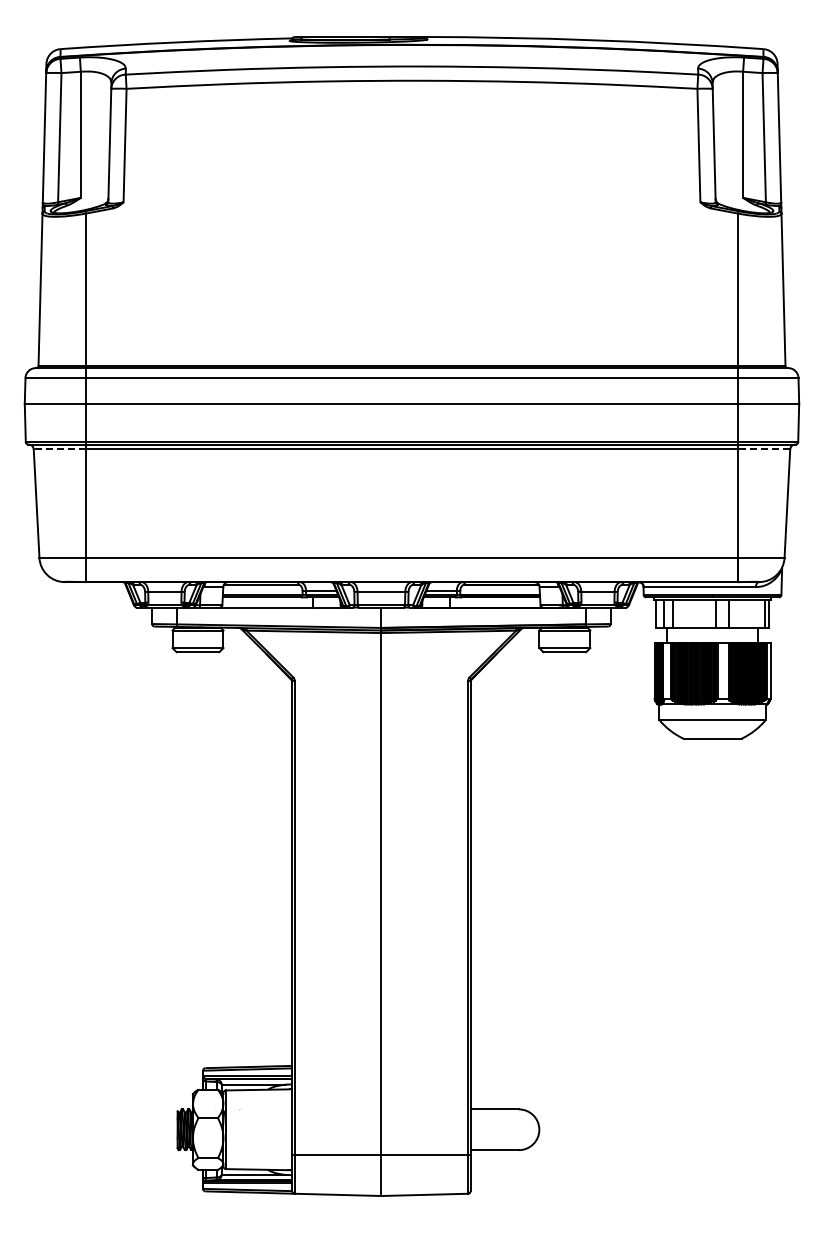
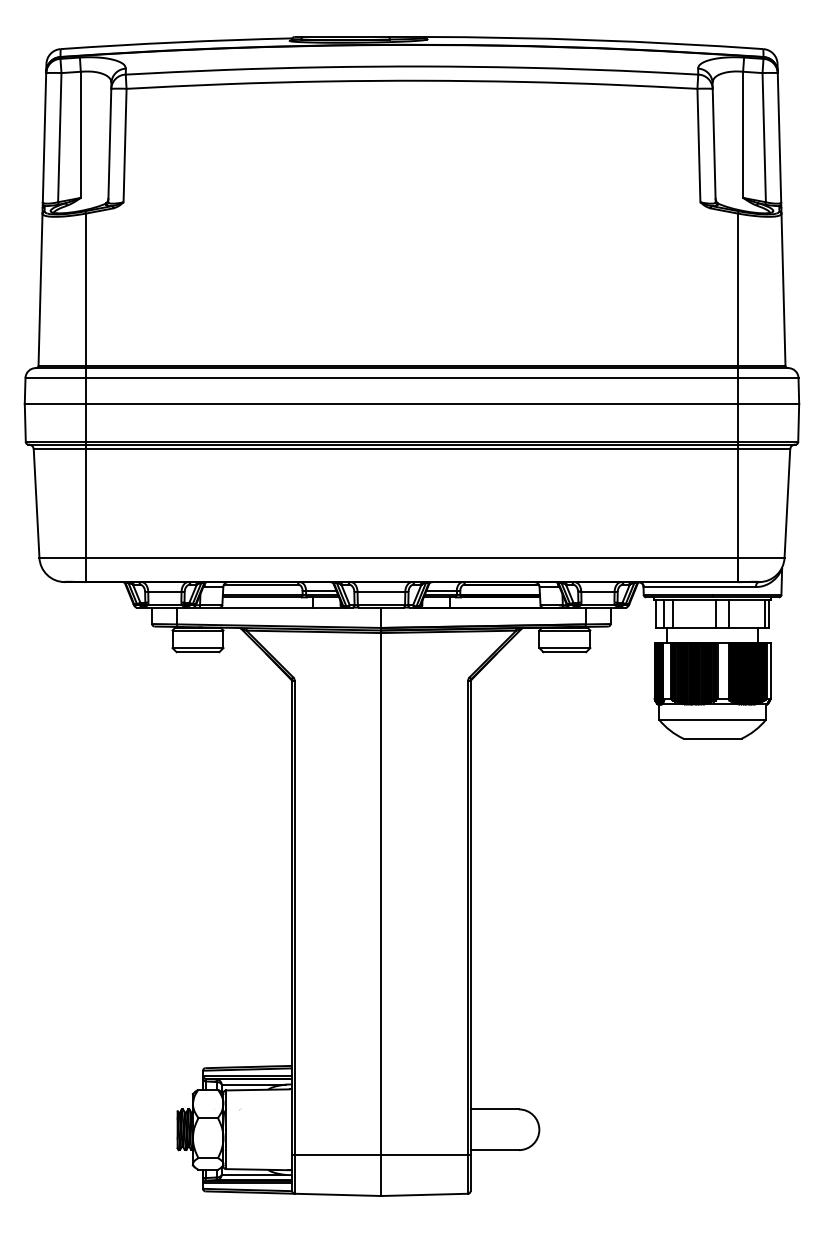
line: dashed -> solid (59, 449)
line: dashed -> solid (763, 449)
